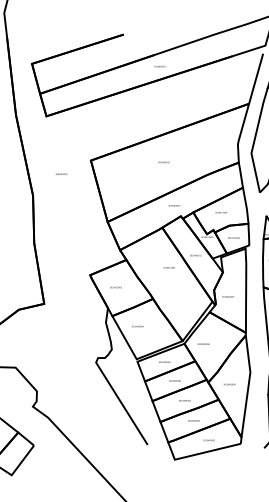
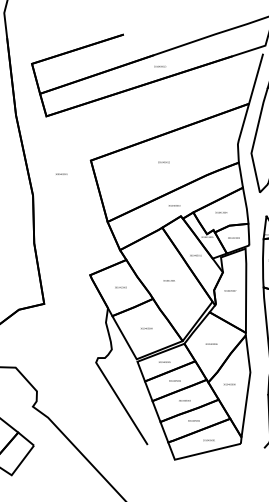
text position: (168, 267) -> (168, 280) (168, 280)
text position: (115, 287) -> (120, 287) (120, 287)
text position: (228, 296) -> (230, 290) (230, 290)
text position: (137, 326) -> (146, 328) (146, 328)
text position: (203, 343) -> (211, 343) (211, 343)
